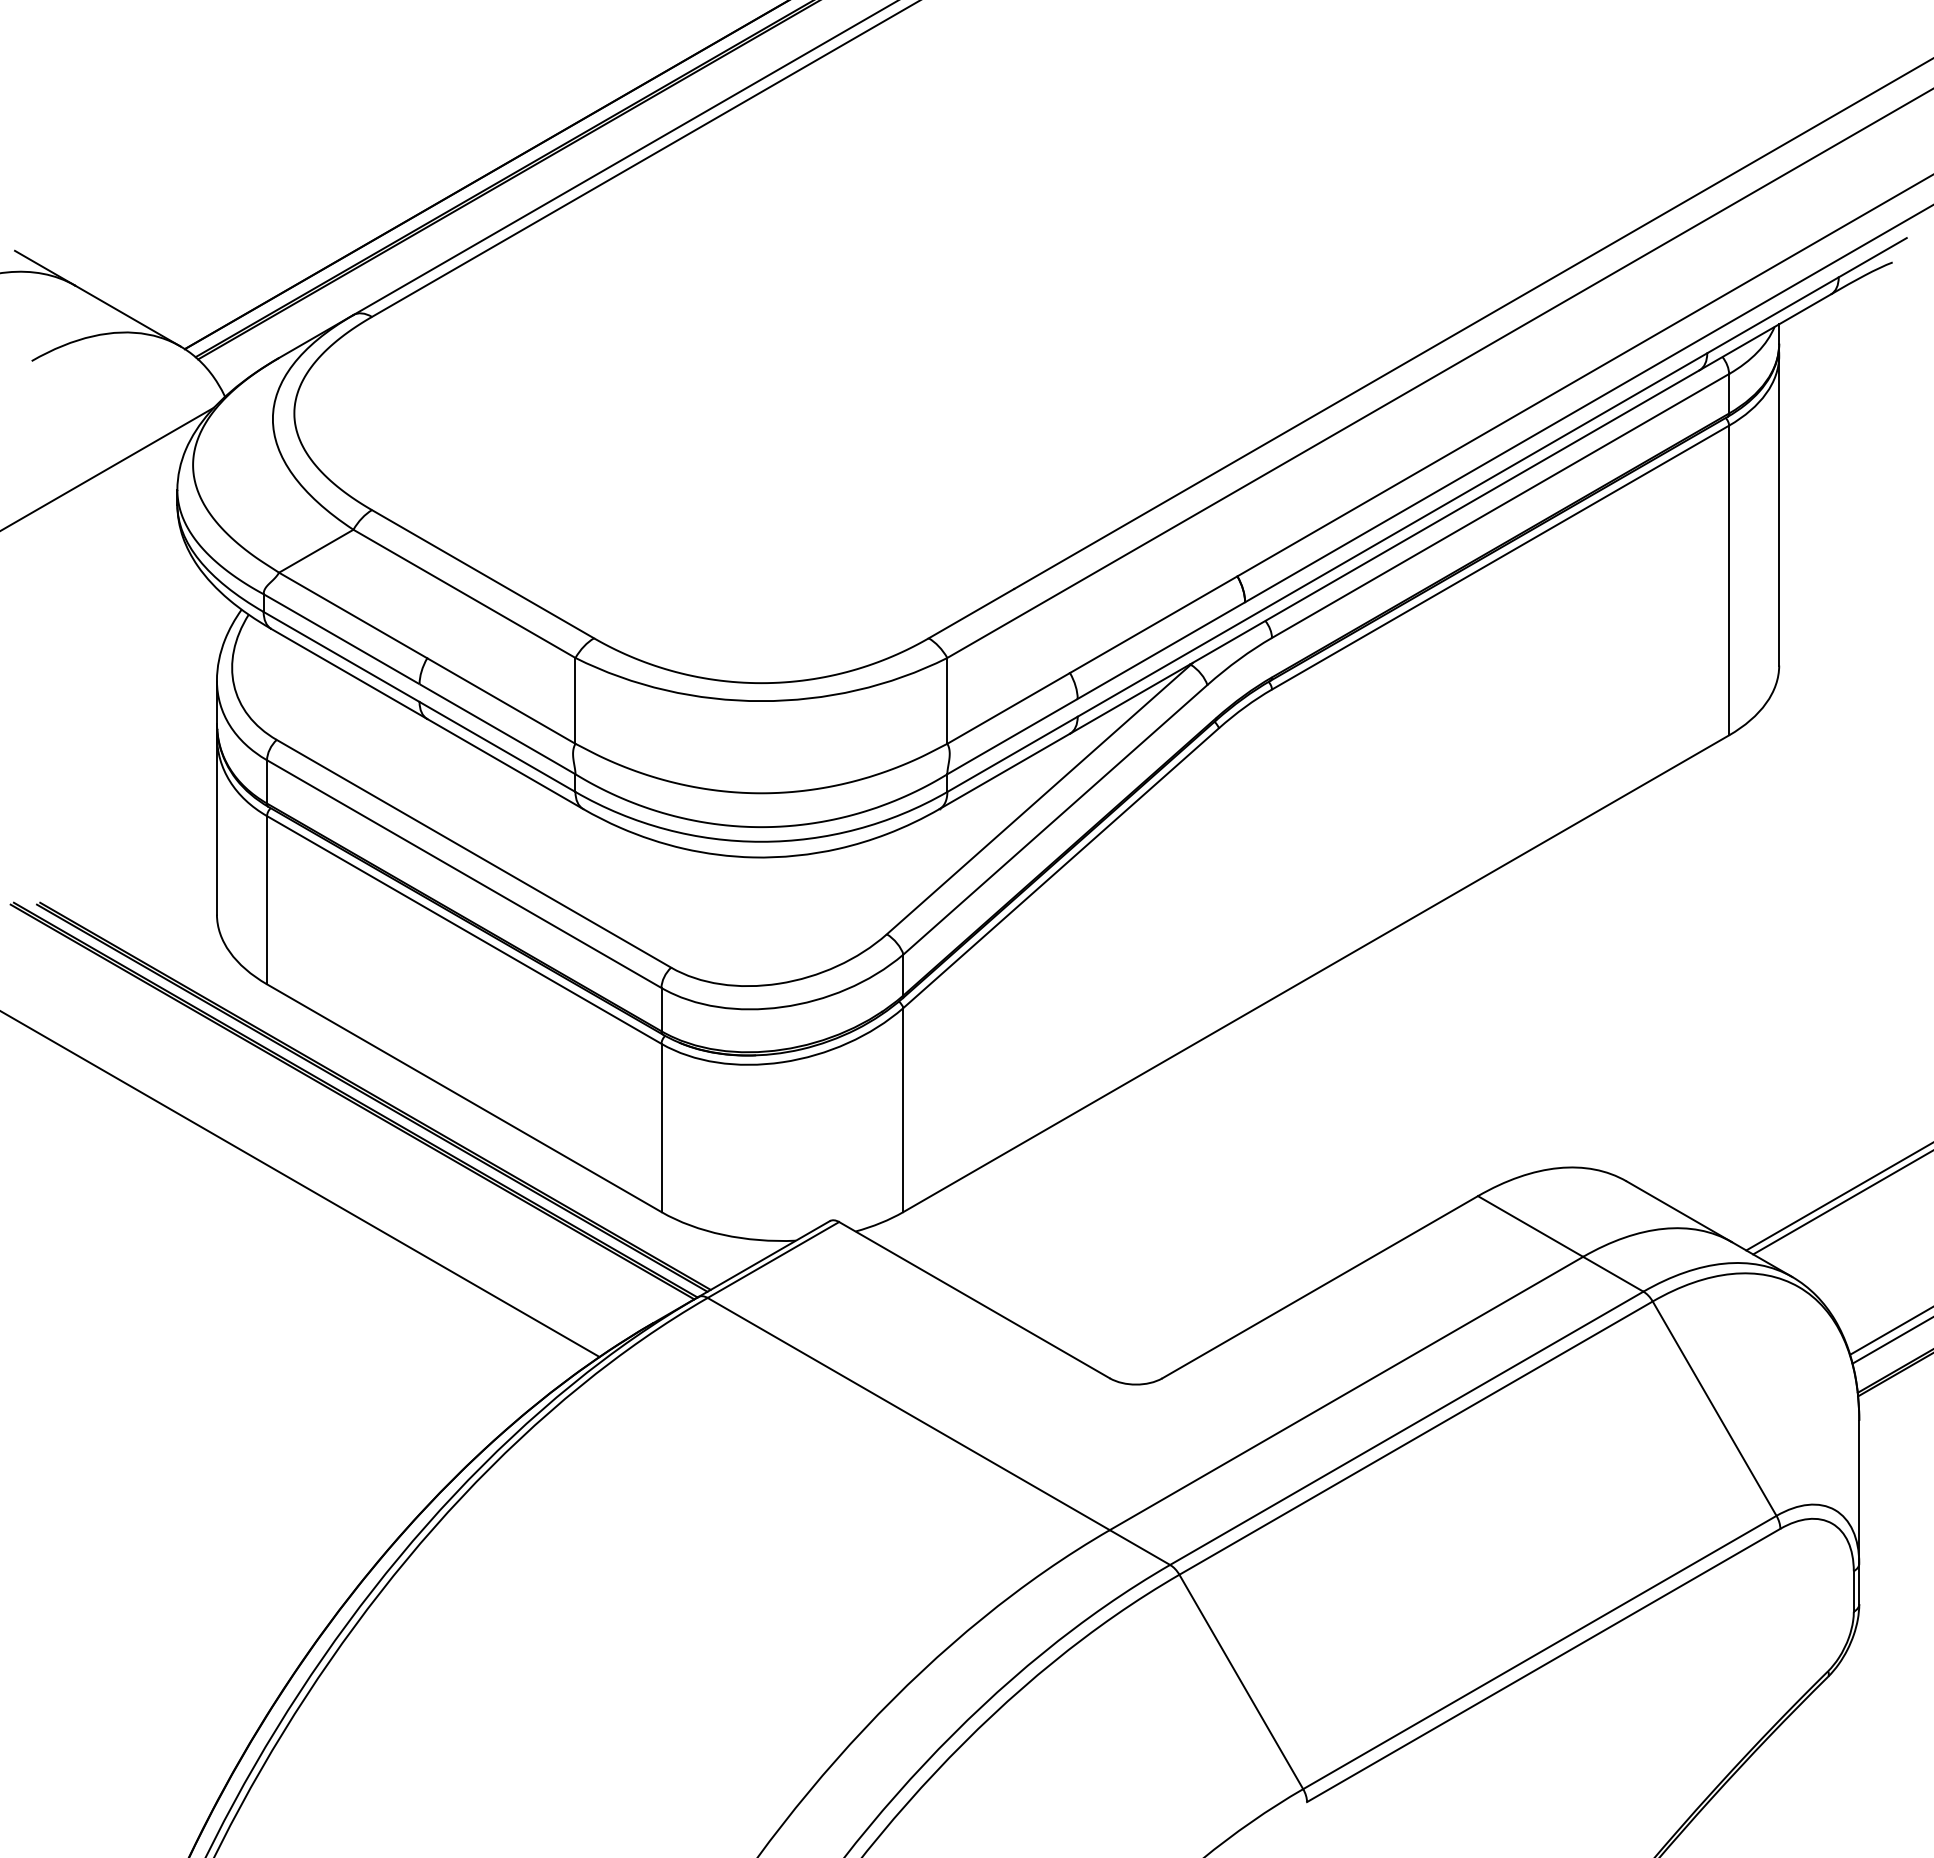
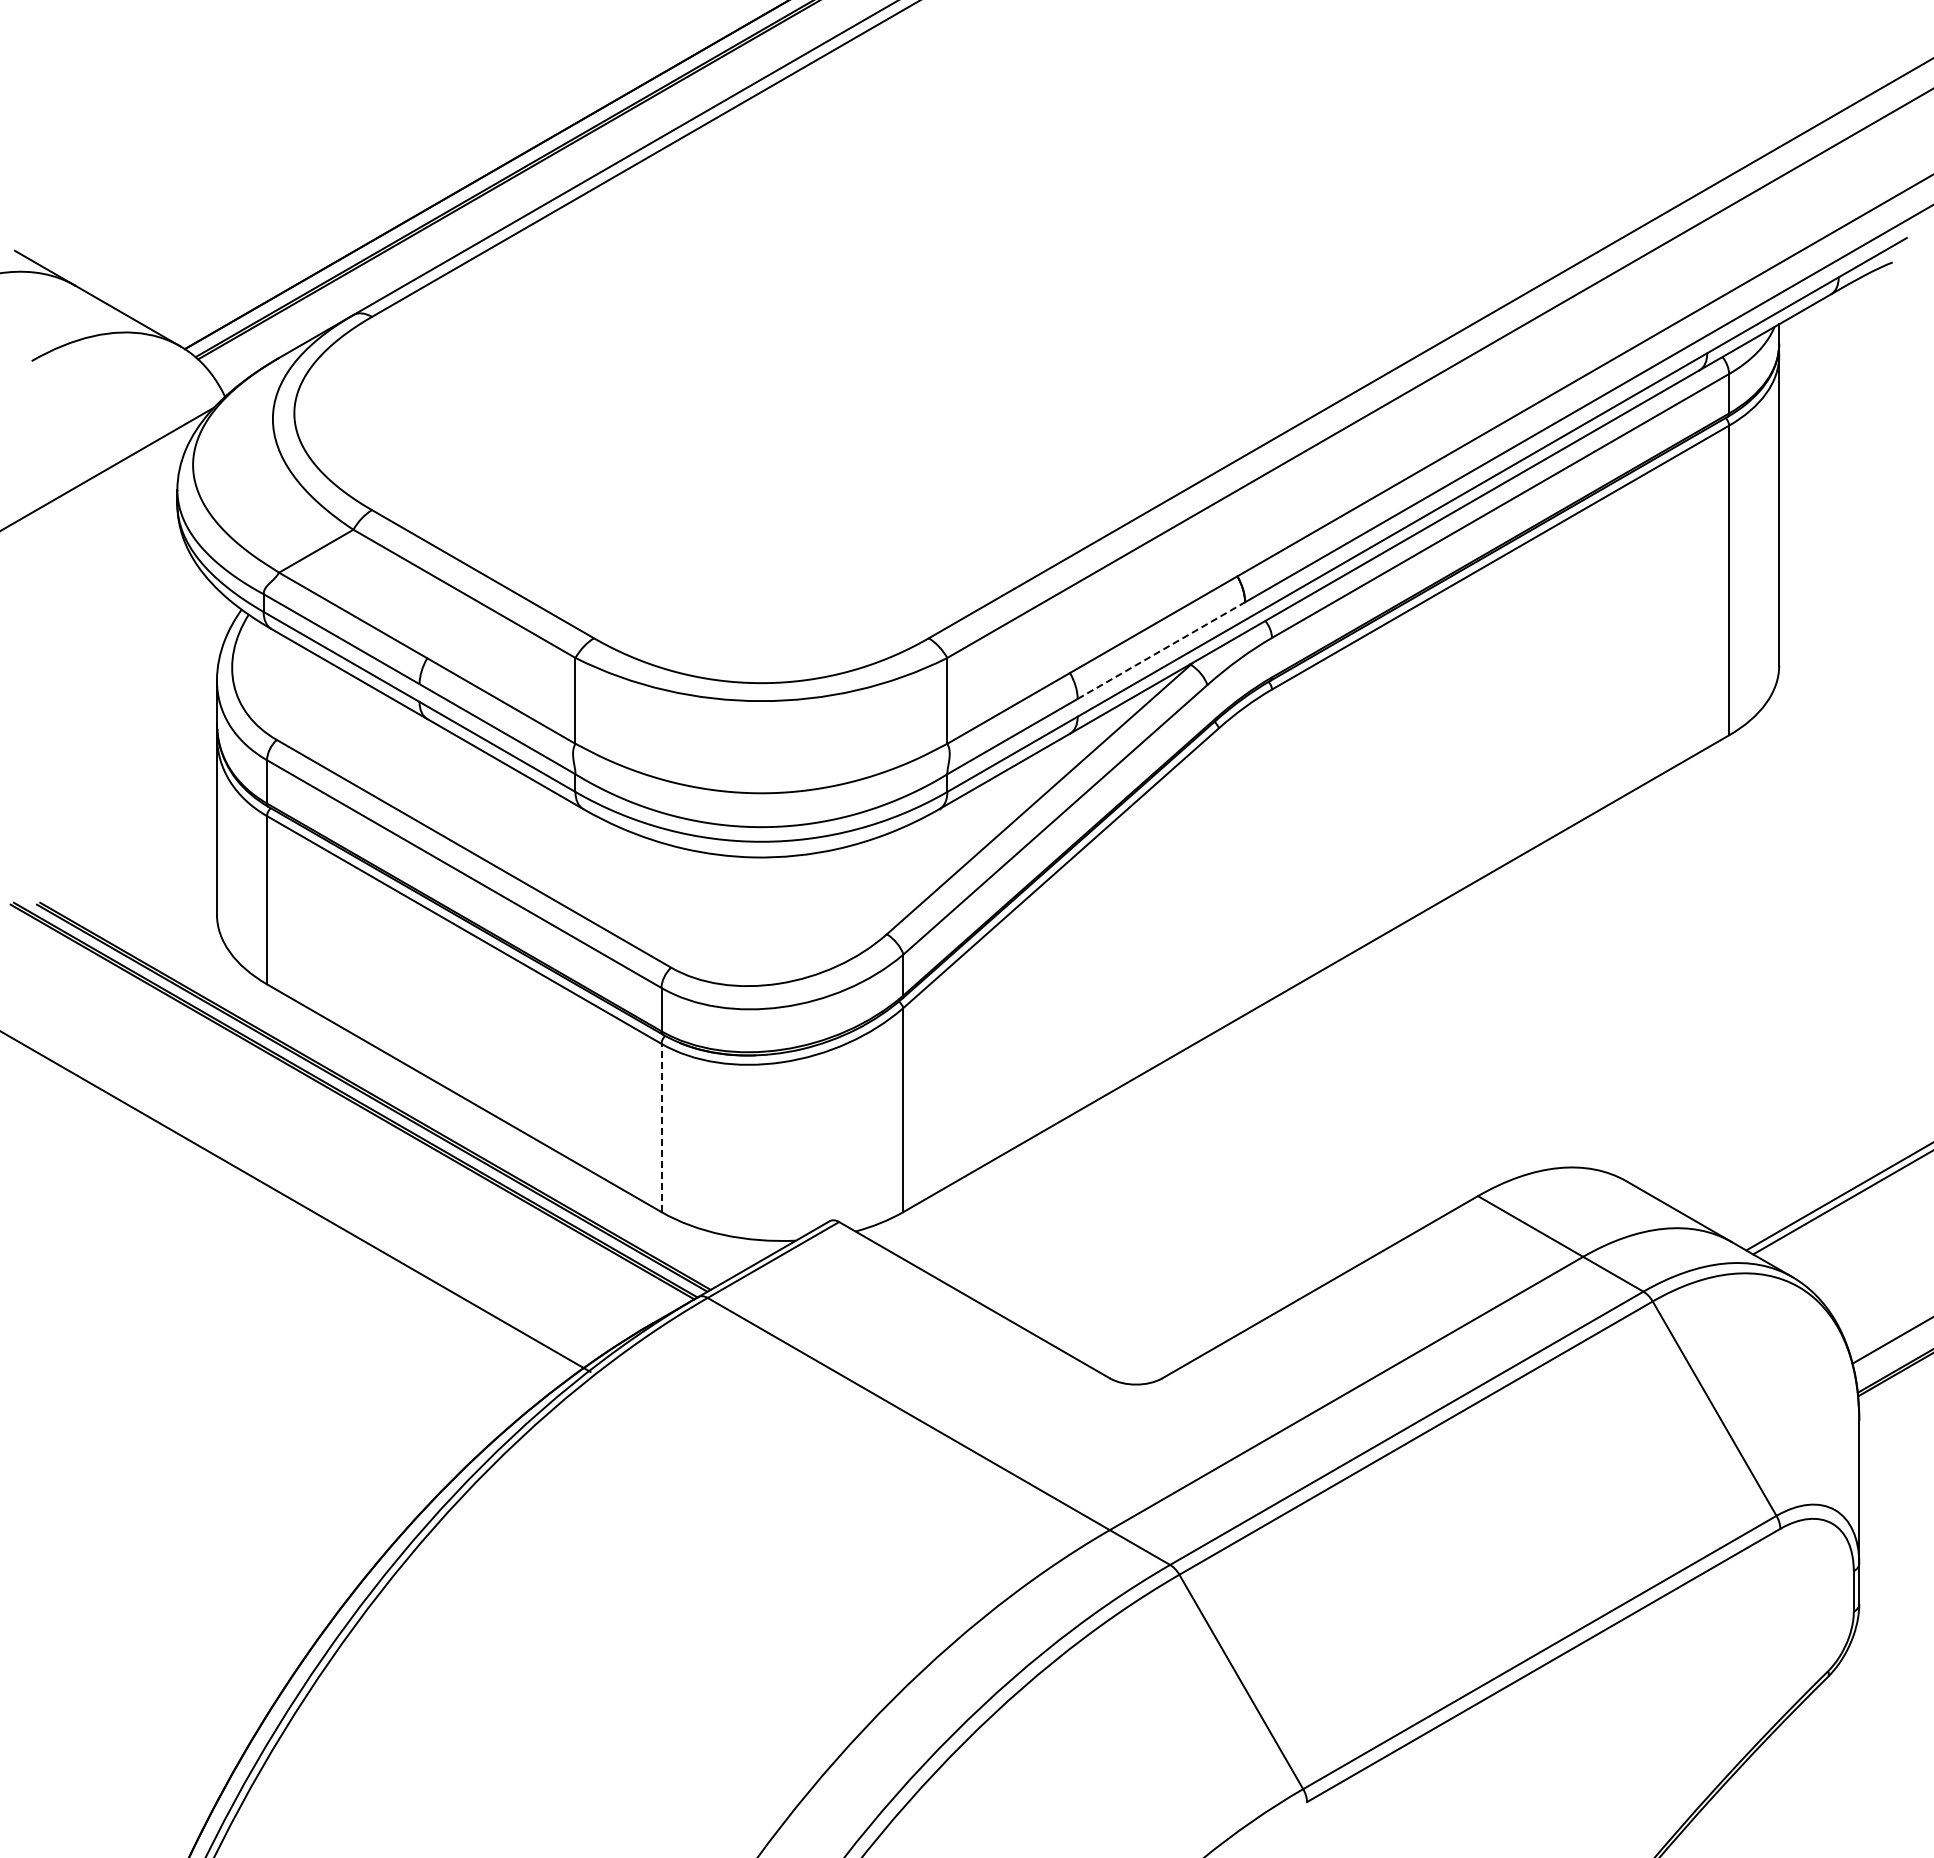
line: solid -> dashed (1161, 650)
line: solid -> dashed (661, 1127)
line position: (300, 1184) -> (296, 1201) (296, 1201)
line: present -> none (1890, 1331)
